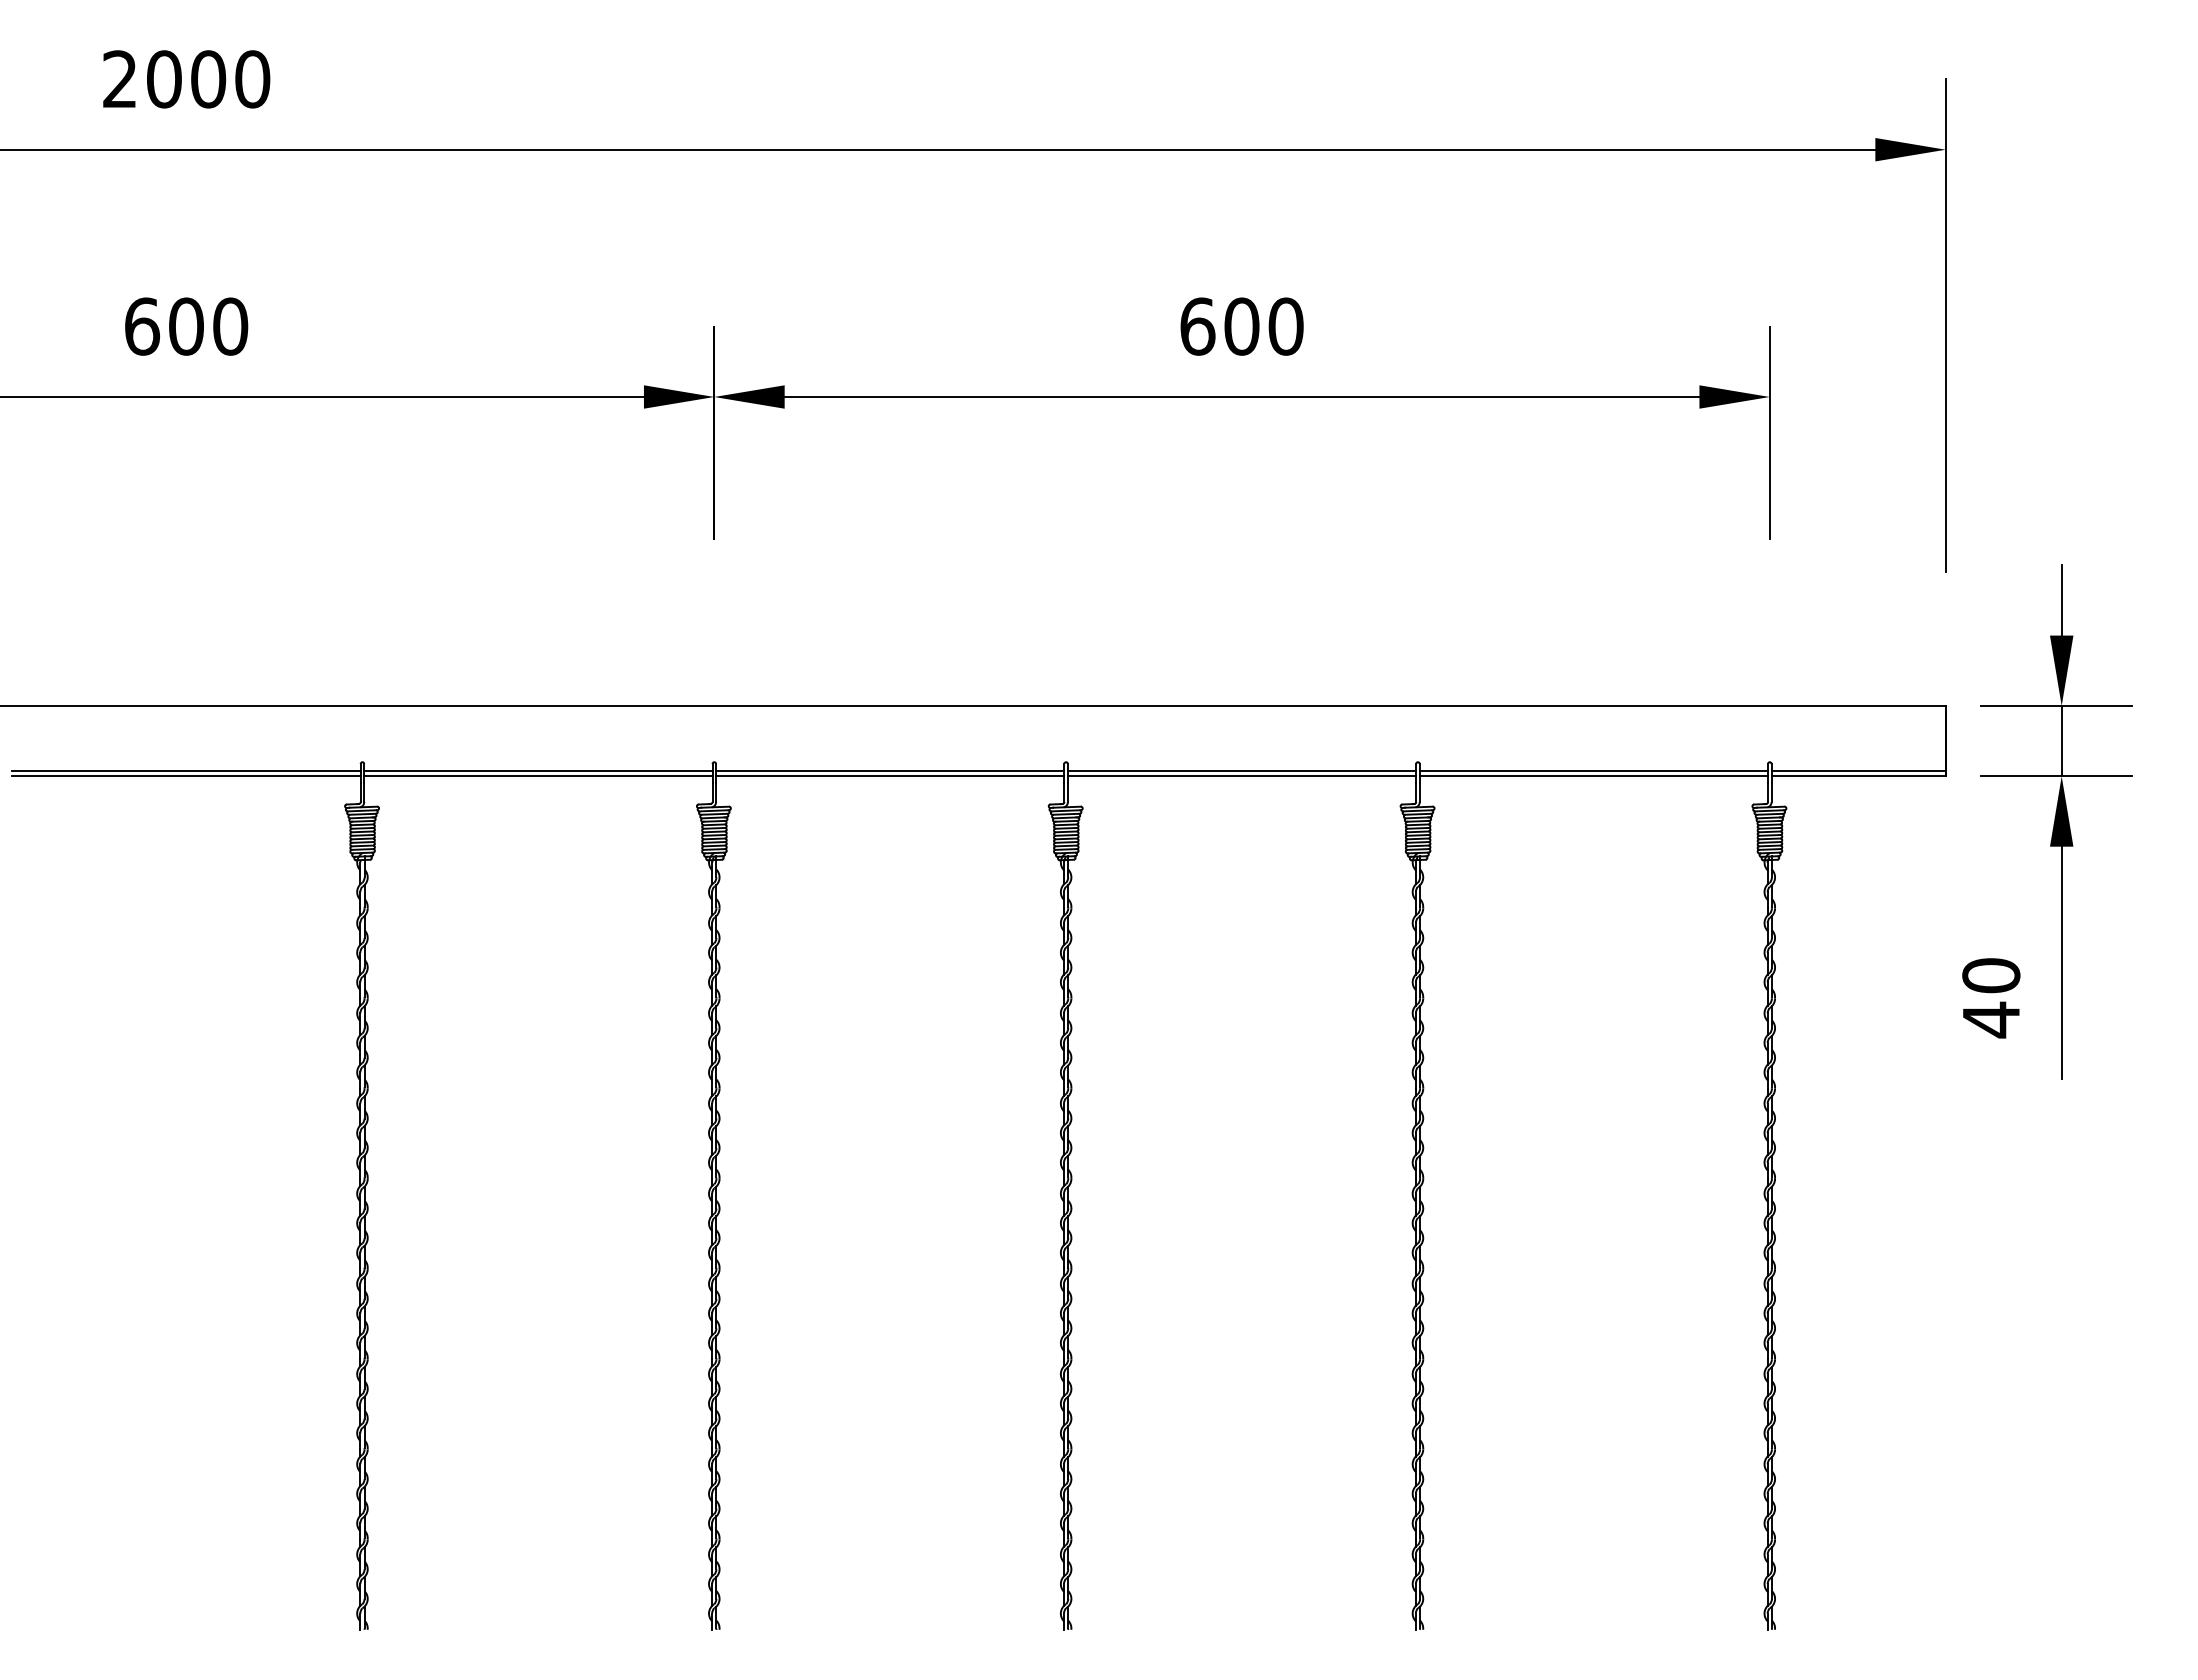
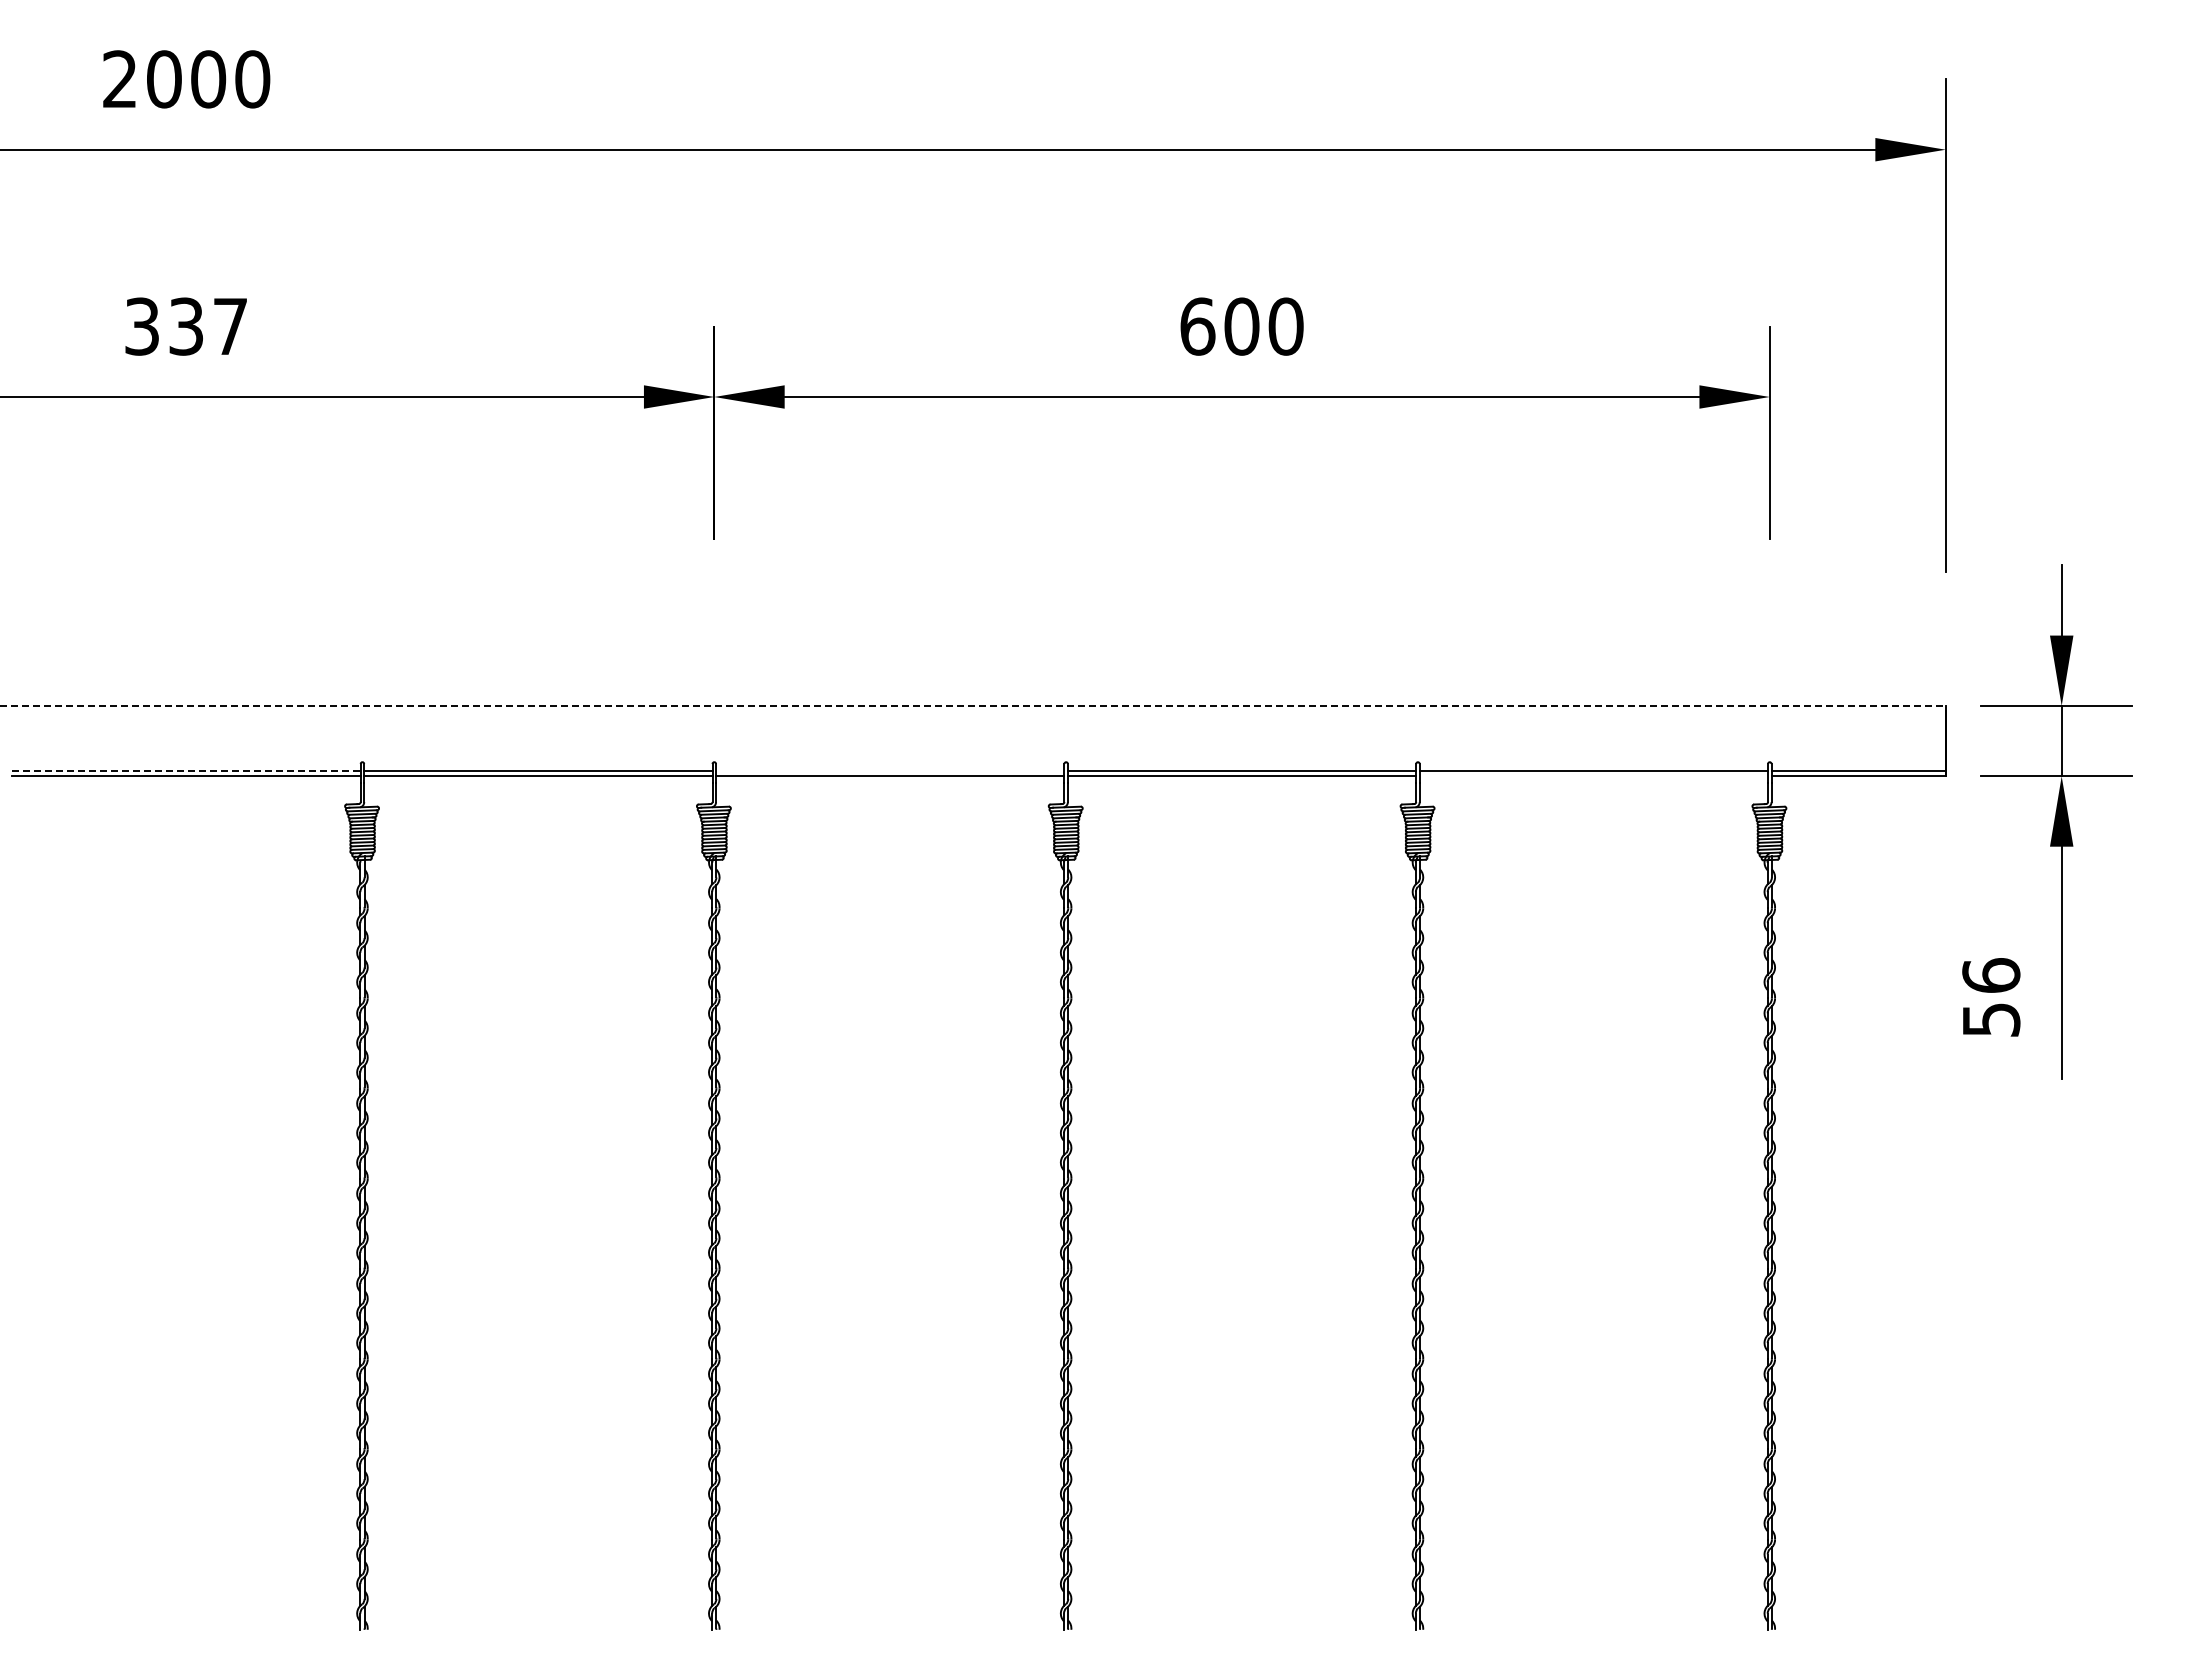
text: 600 -> 337 (186, 326)
line: solid -> dashed (972, 705)
line: solid -> dashed (187, 771)
line: present -> none (890, 771)
line: present -> none (1593, 776)
text: 40 -> 56 (1991, 998)
